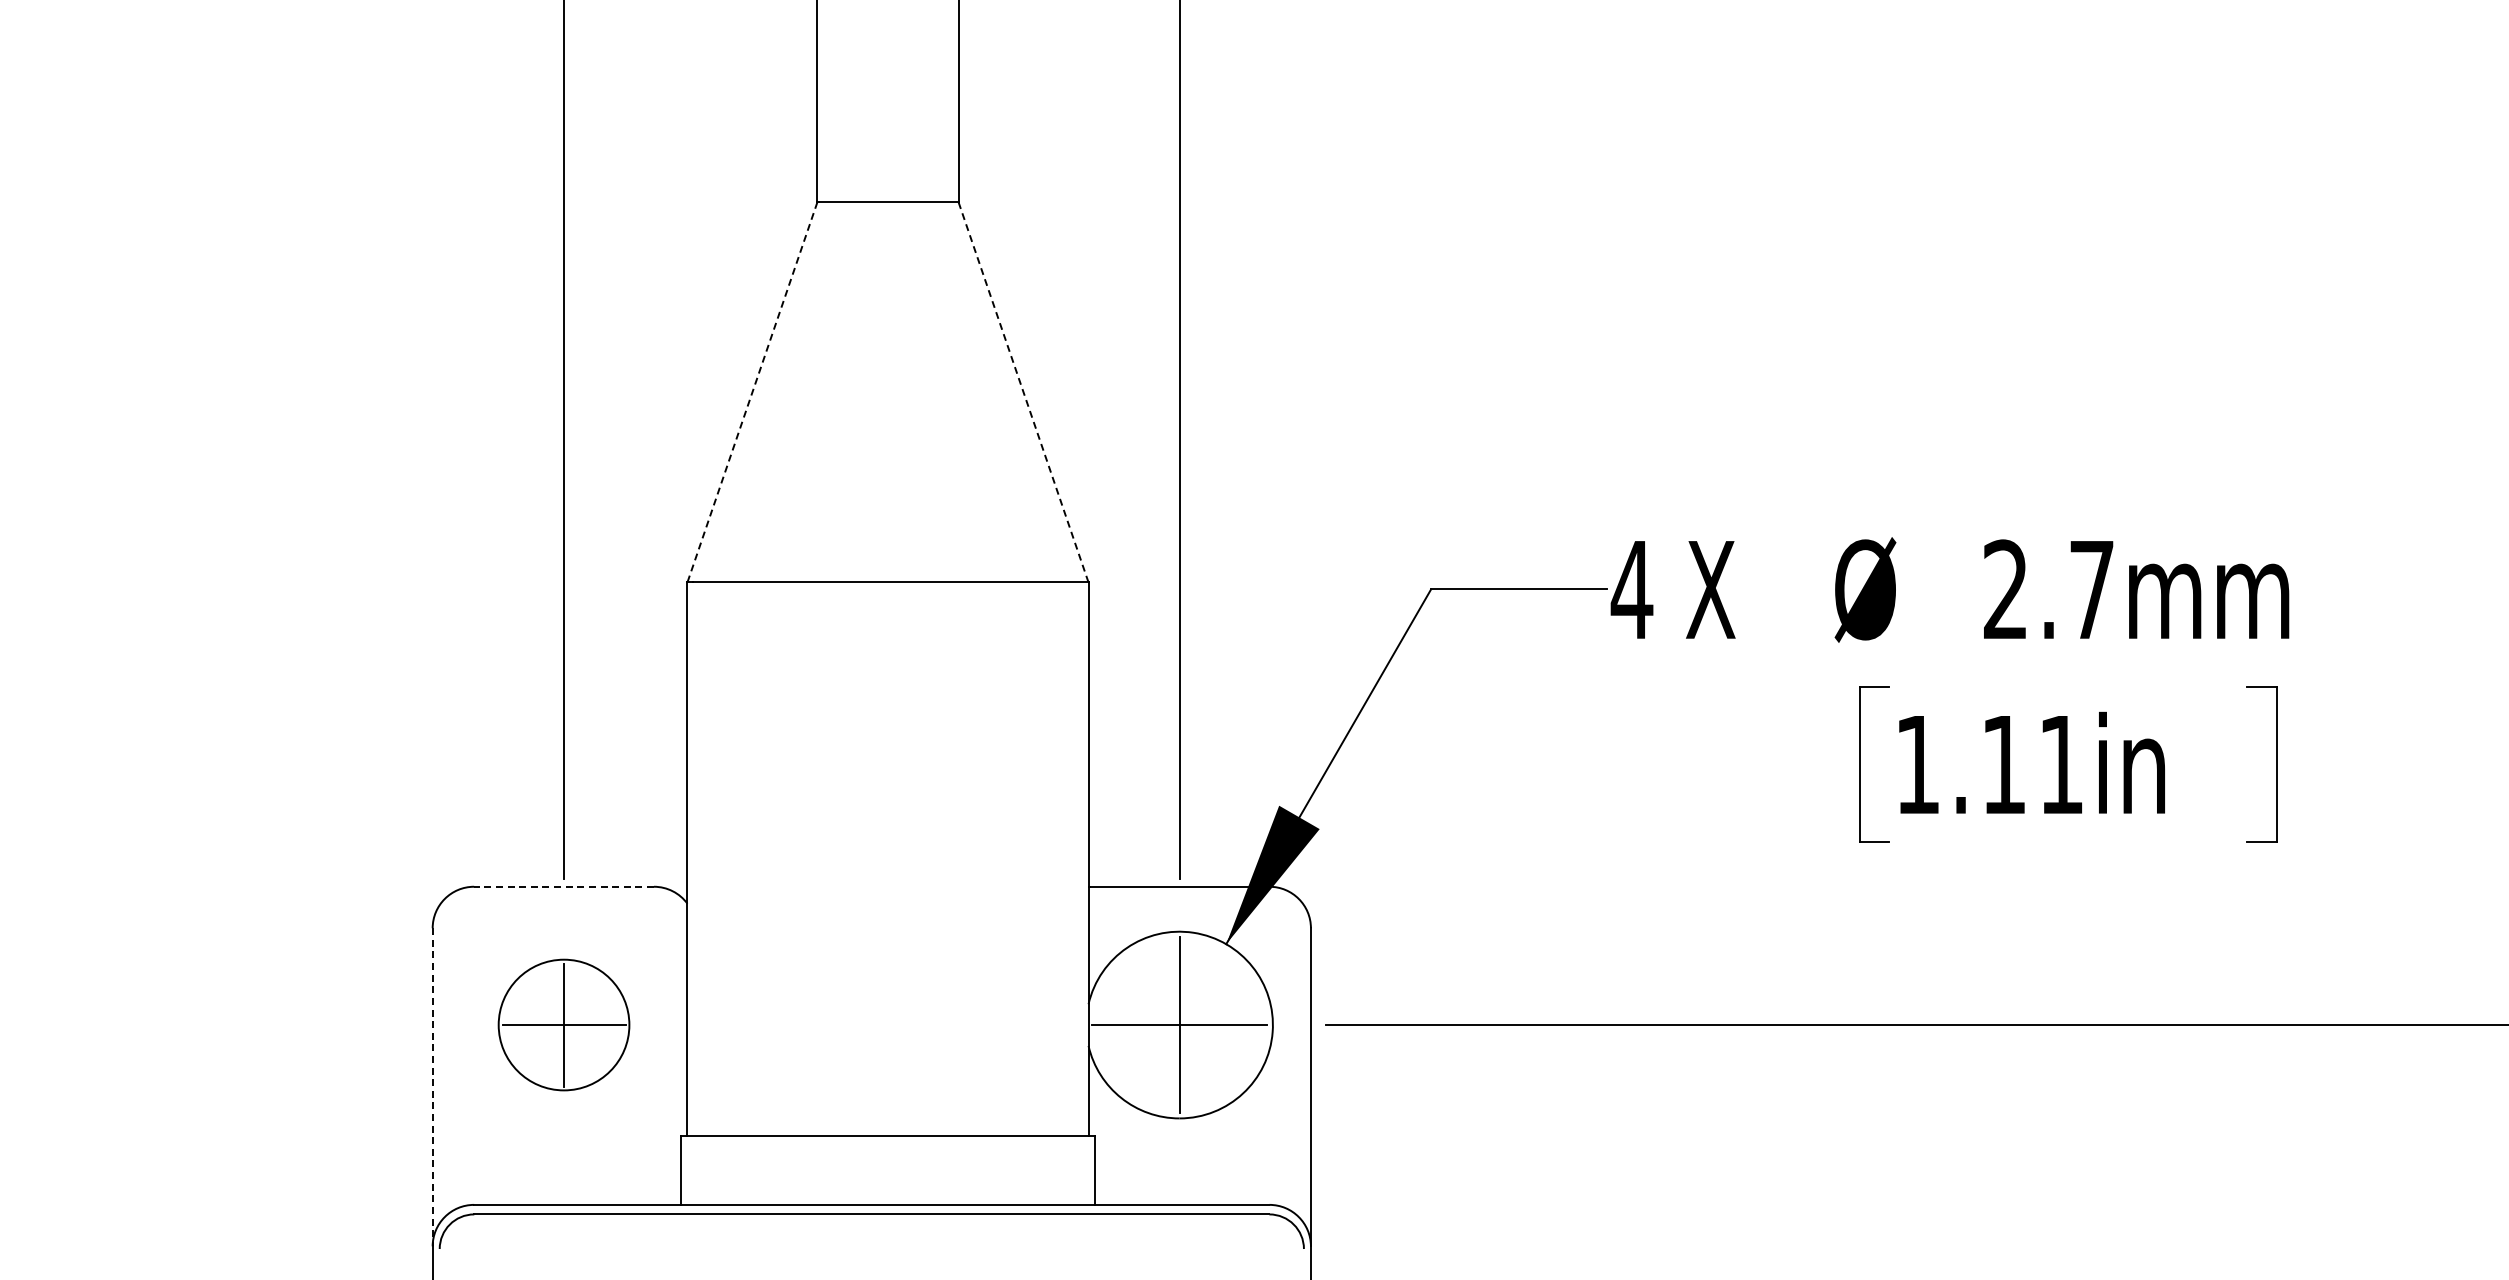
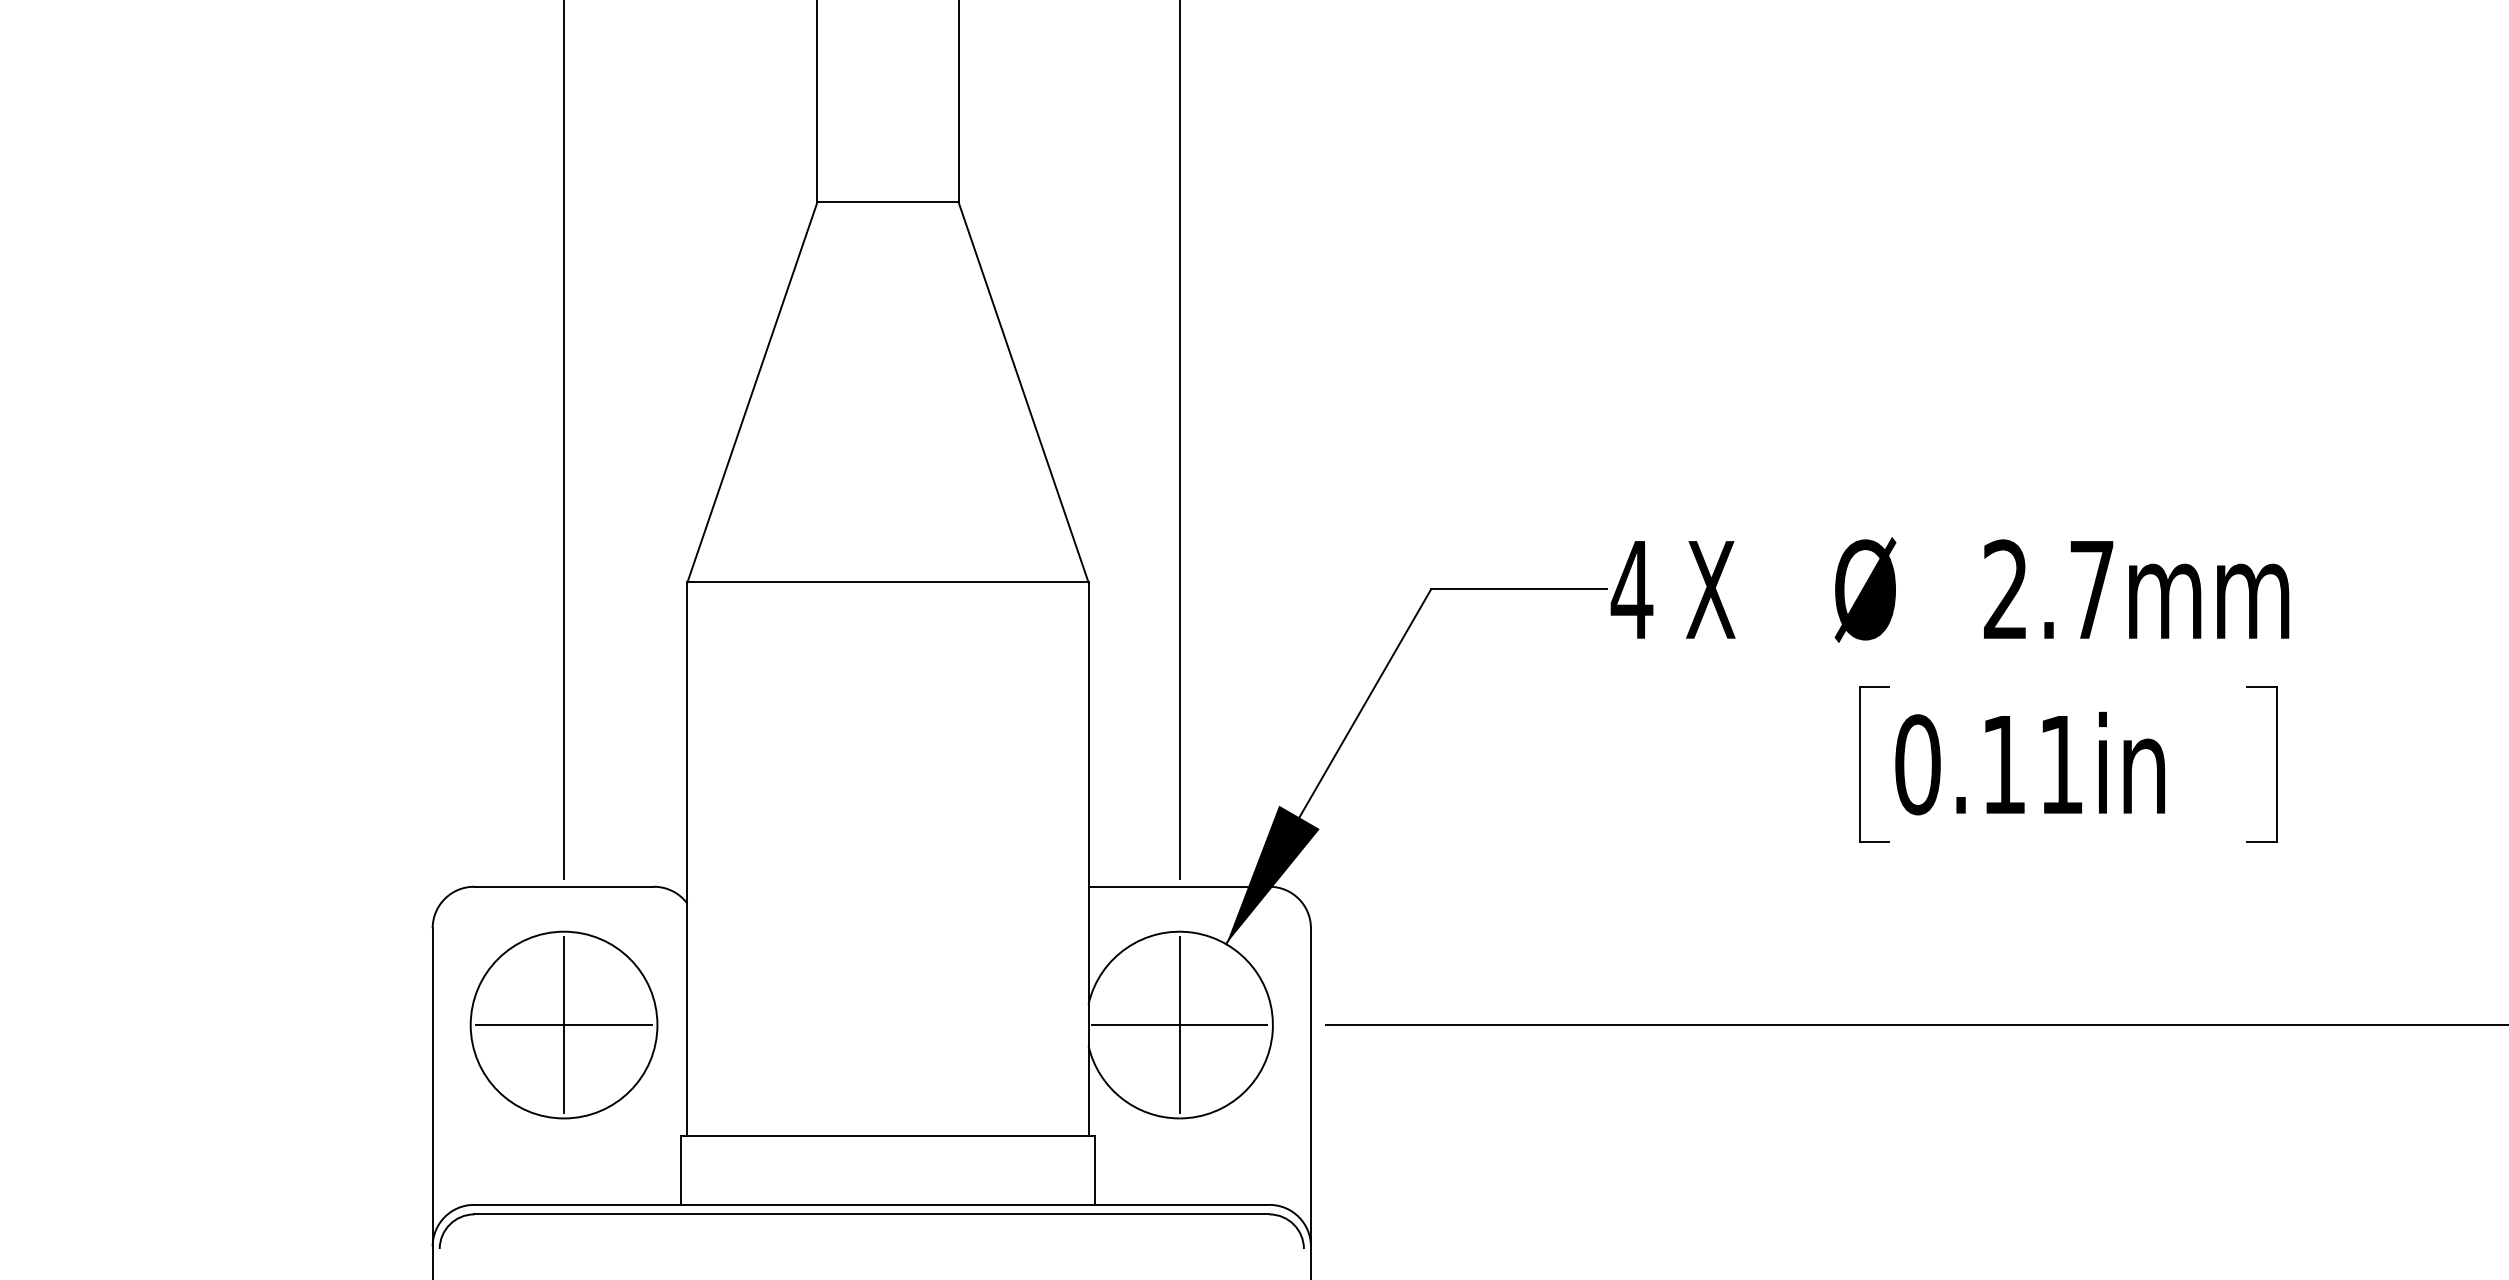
line: dashed -> solid (752, 392)
line: dashed -> solid (1023, 392)
text: 1.11in -> 0.11in (1917, 764)
line: dashed -> solid (564, 886)
part size: 134x134 px -> 190x190 px (563, 1024)
line: dashed -> solid (432, 1087)
